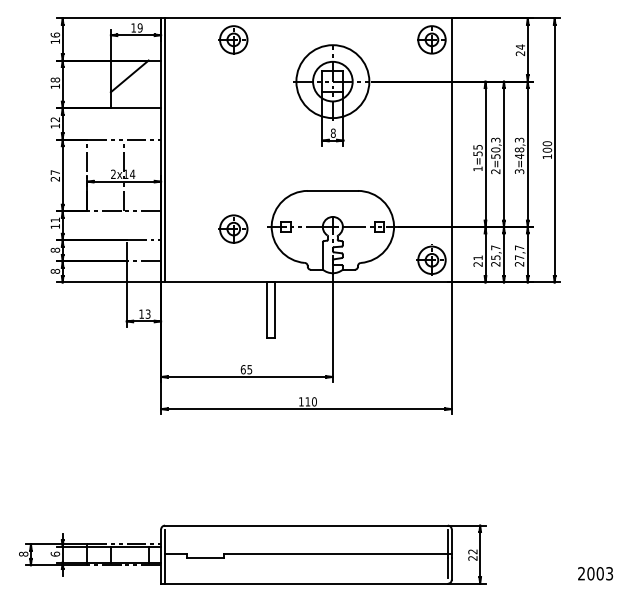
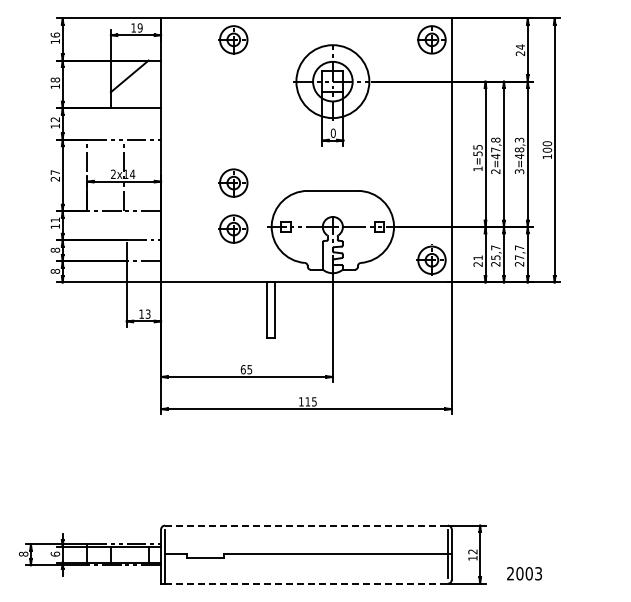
text: 8 -> 0 (332, 132)
text: 2=50,3 -> 2=47,8 (495, 148)
line: present -> none (165, 150)
part: none -> present (233, 182)
text: 110 -> 115 (314, 401)
line: solid -> dashed (306, 525)
text: 22 -> 12 (472, 558)
text position: (595, 573) -> (524, 573) (524, 573)
line: solid -> dashed (306, 583)
